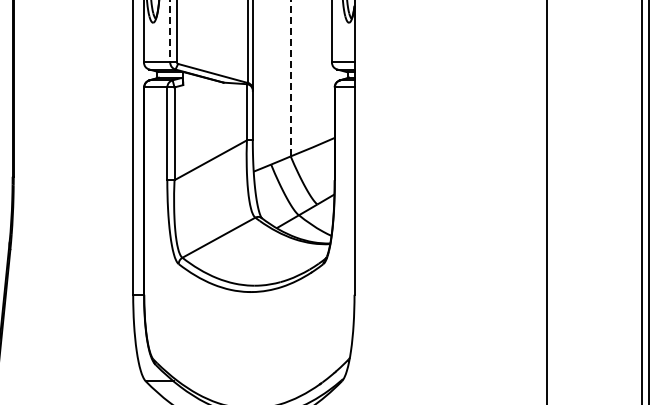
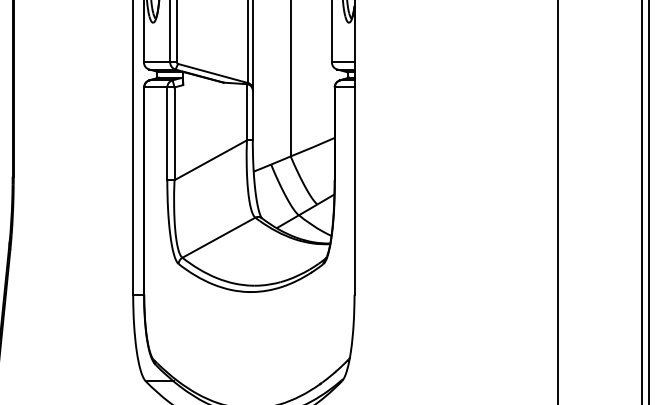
line: dashed -> solid (170, 31)
line: dashed -> solid (290, 78)
line position: (546, 201) -> (557, 201) (557, 201)
